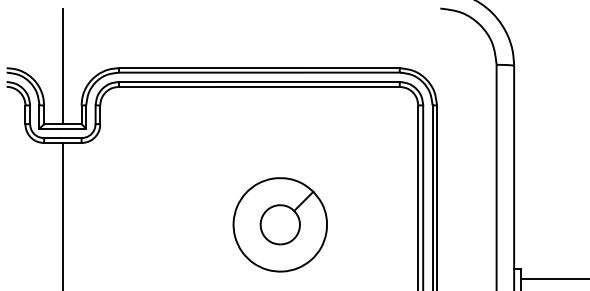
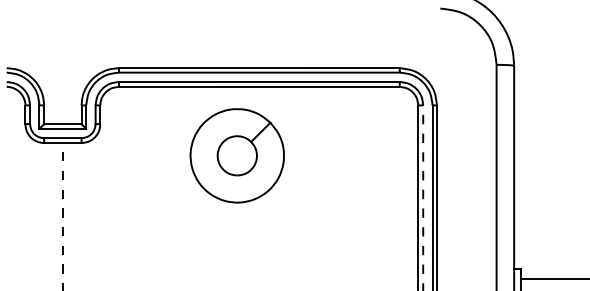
line: present -> none (62, 66)
line: solid -> dashed (423, 197)
line: solid -> dashed (62, 216)
part position: (279, 224) -> (236, 155) (236, 155)
